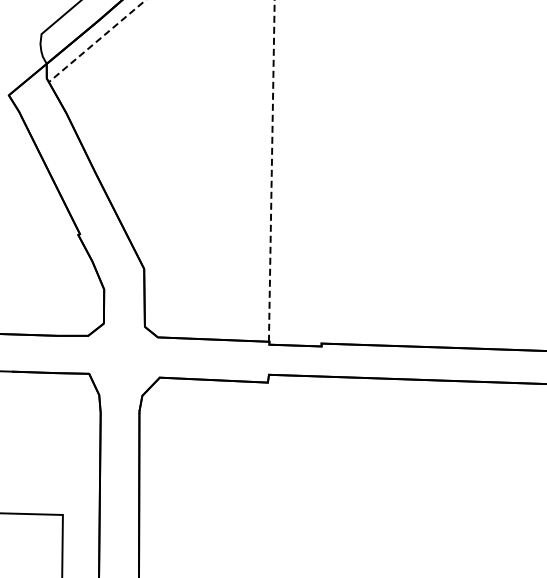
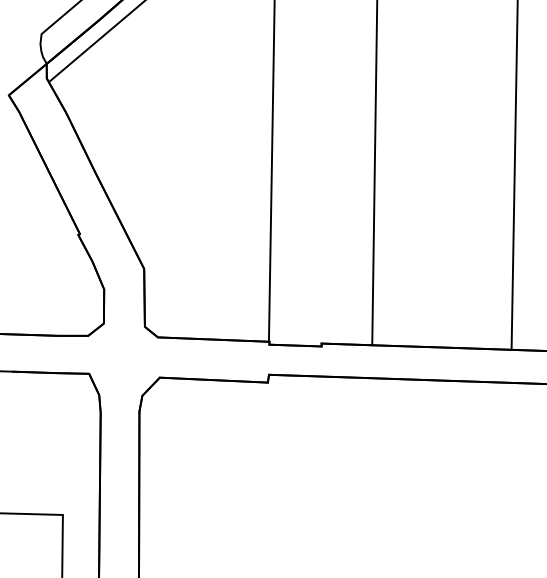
line: dashed -> solid (272, 107)
line: none -> present (374, 173)
line: none -> present (514, 175)
